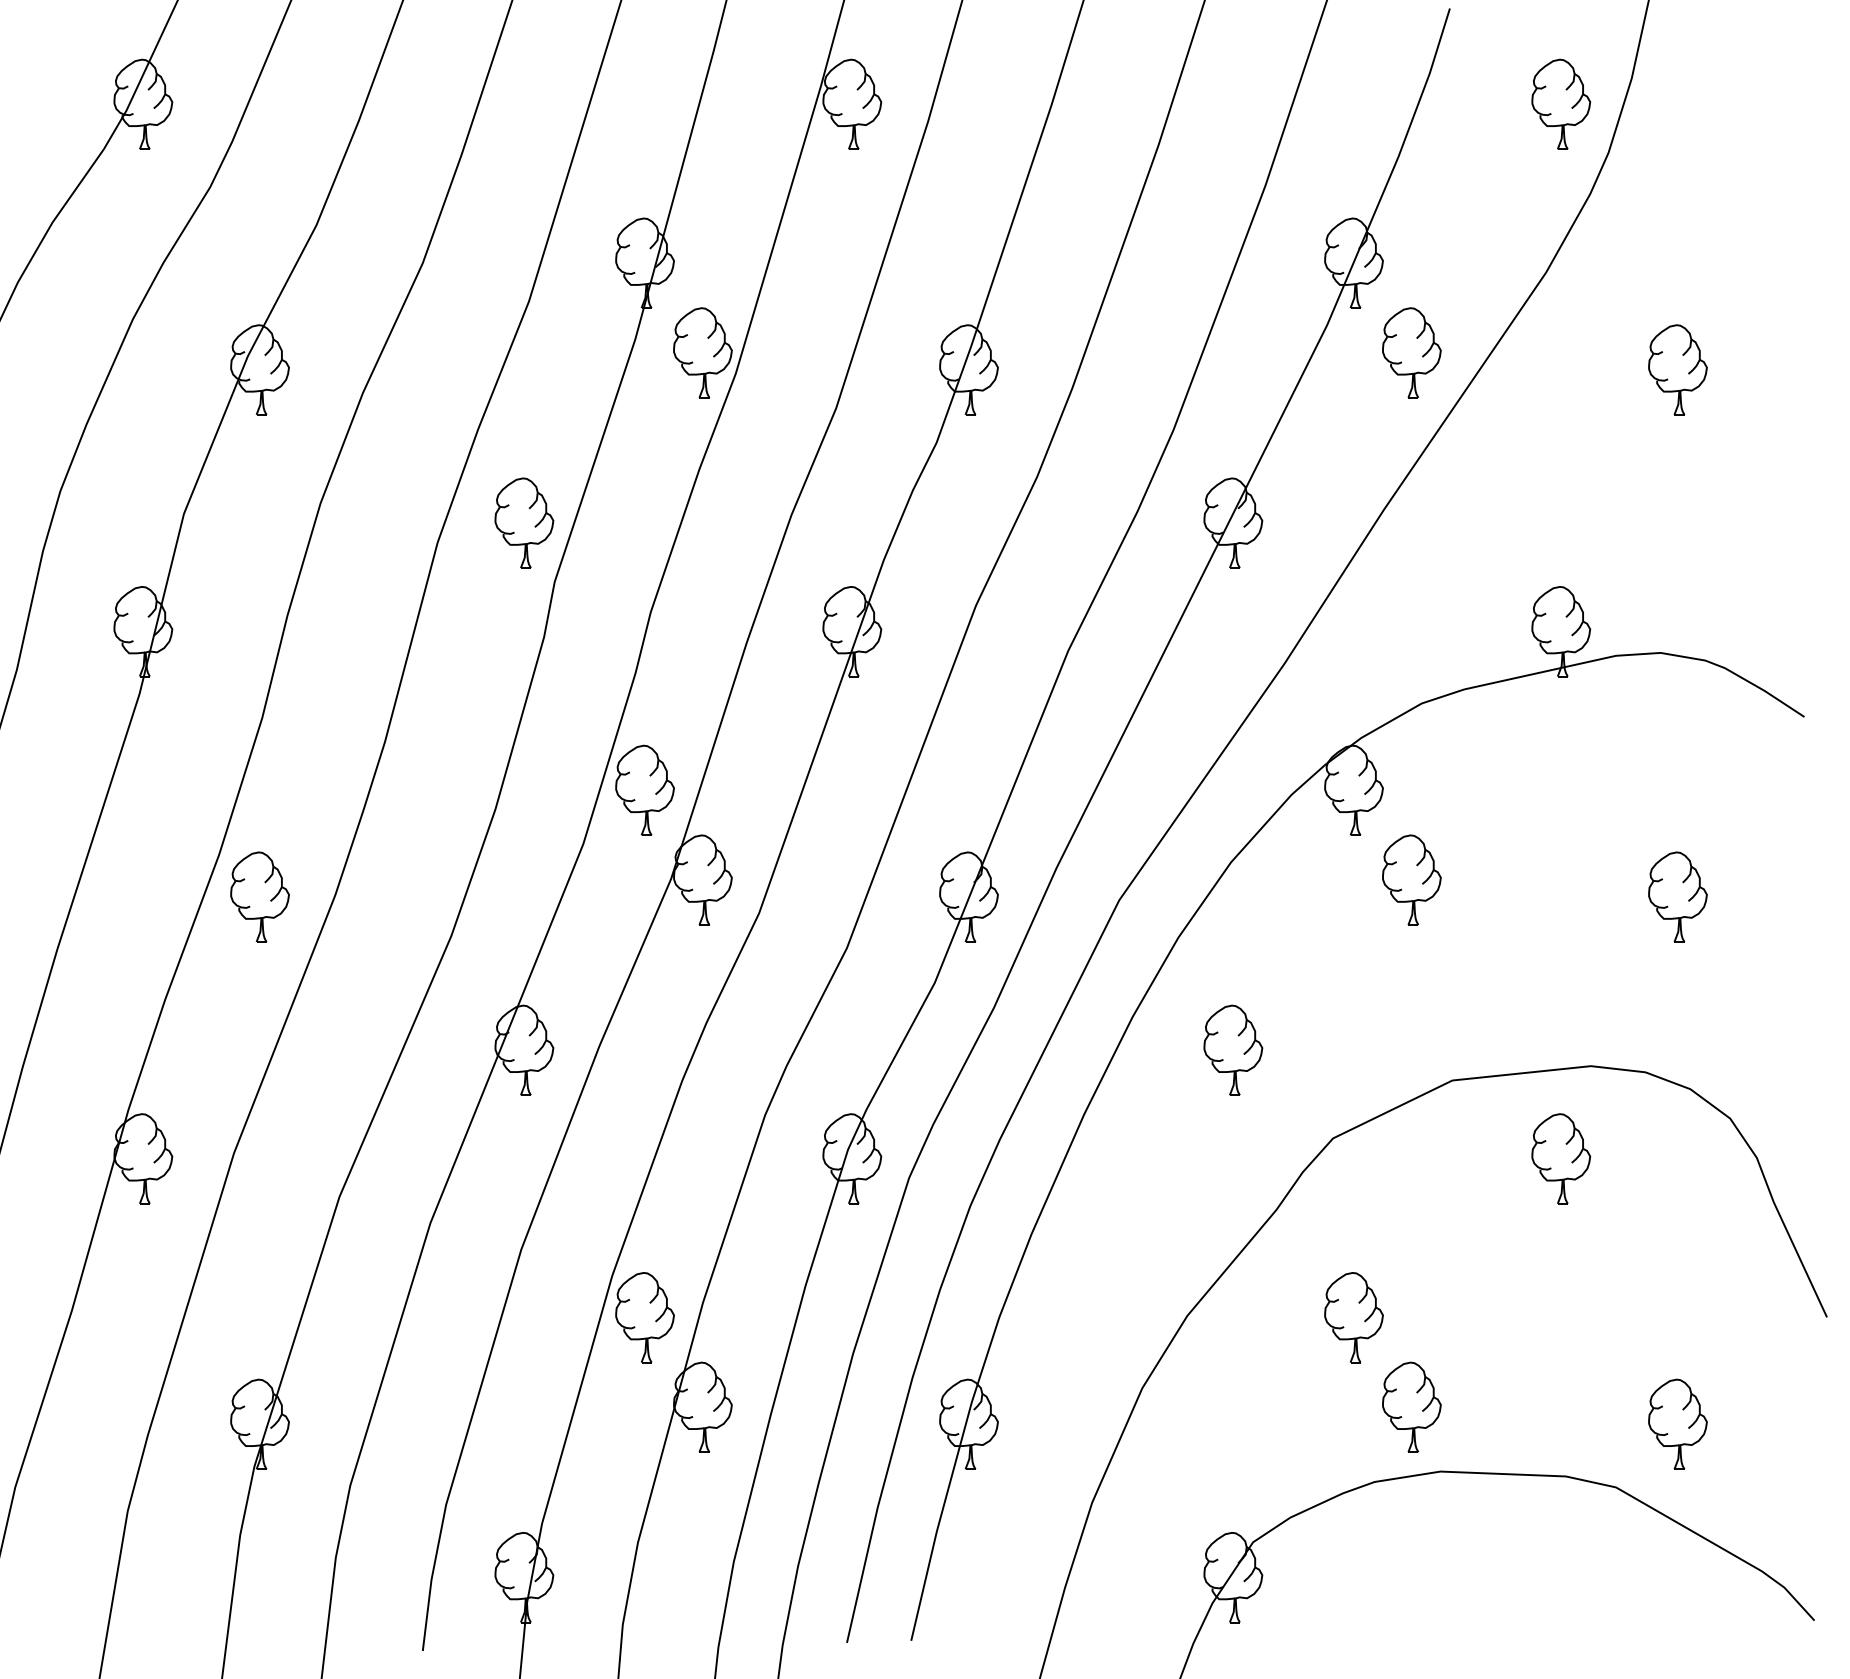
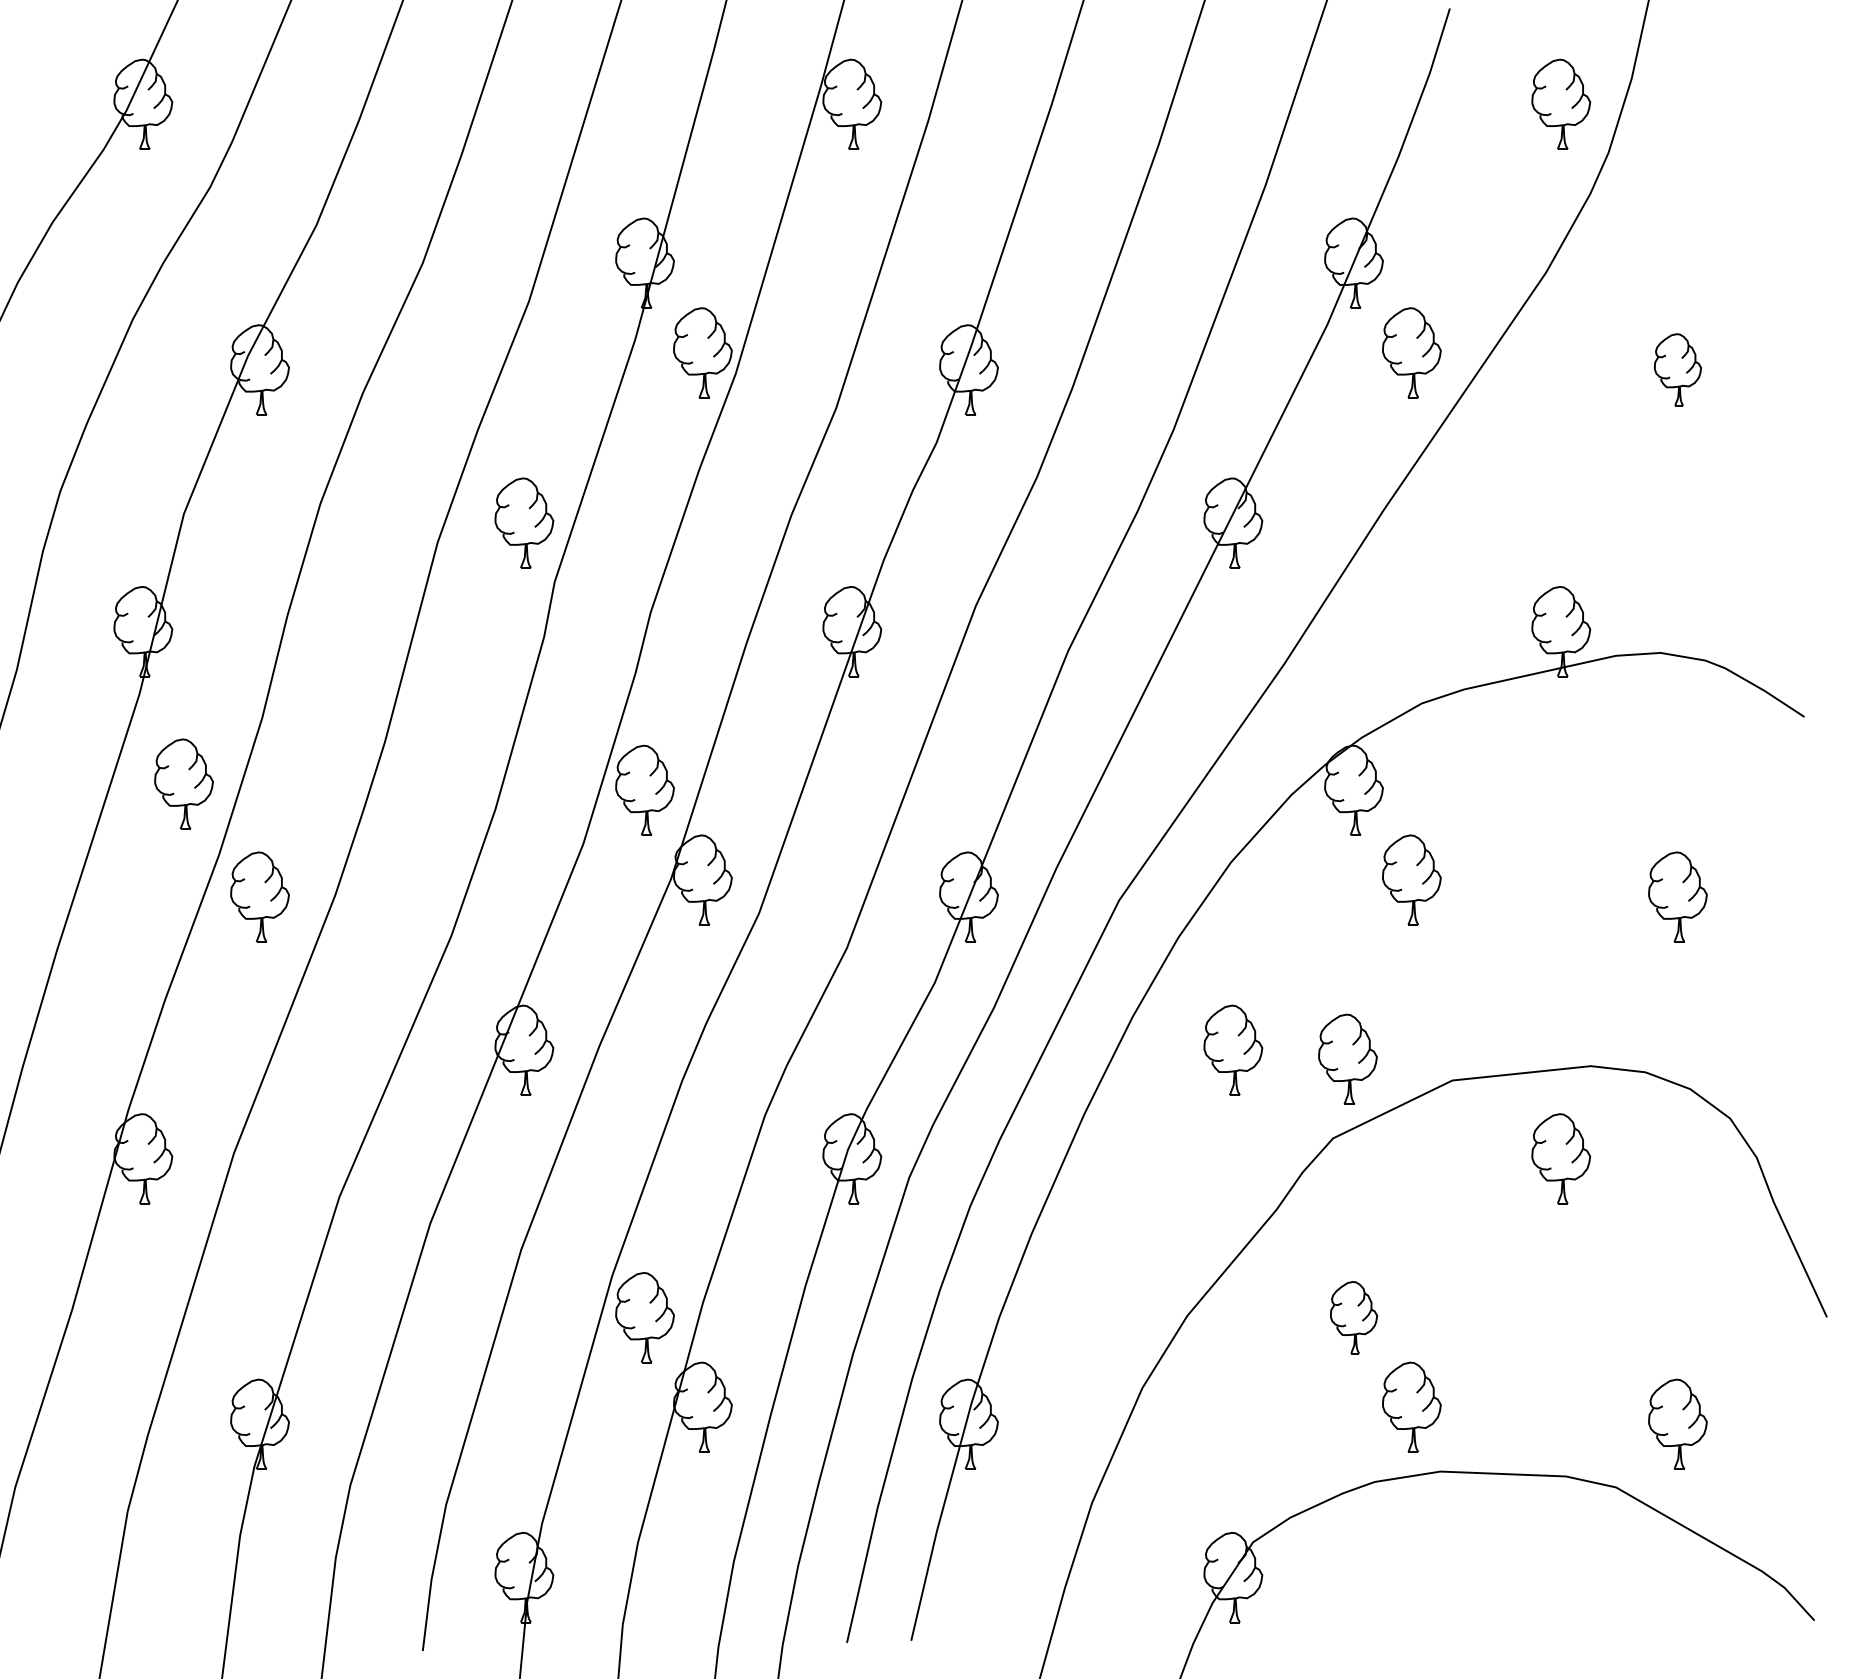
part size: 60x92 px -> 48x74 px (1677, 369)
part: none -> present (183, 783)
part: none -> present (1347, 1058)
part size: 60x92 px -> 48x74 px (1353, 1317)
